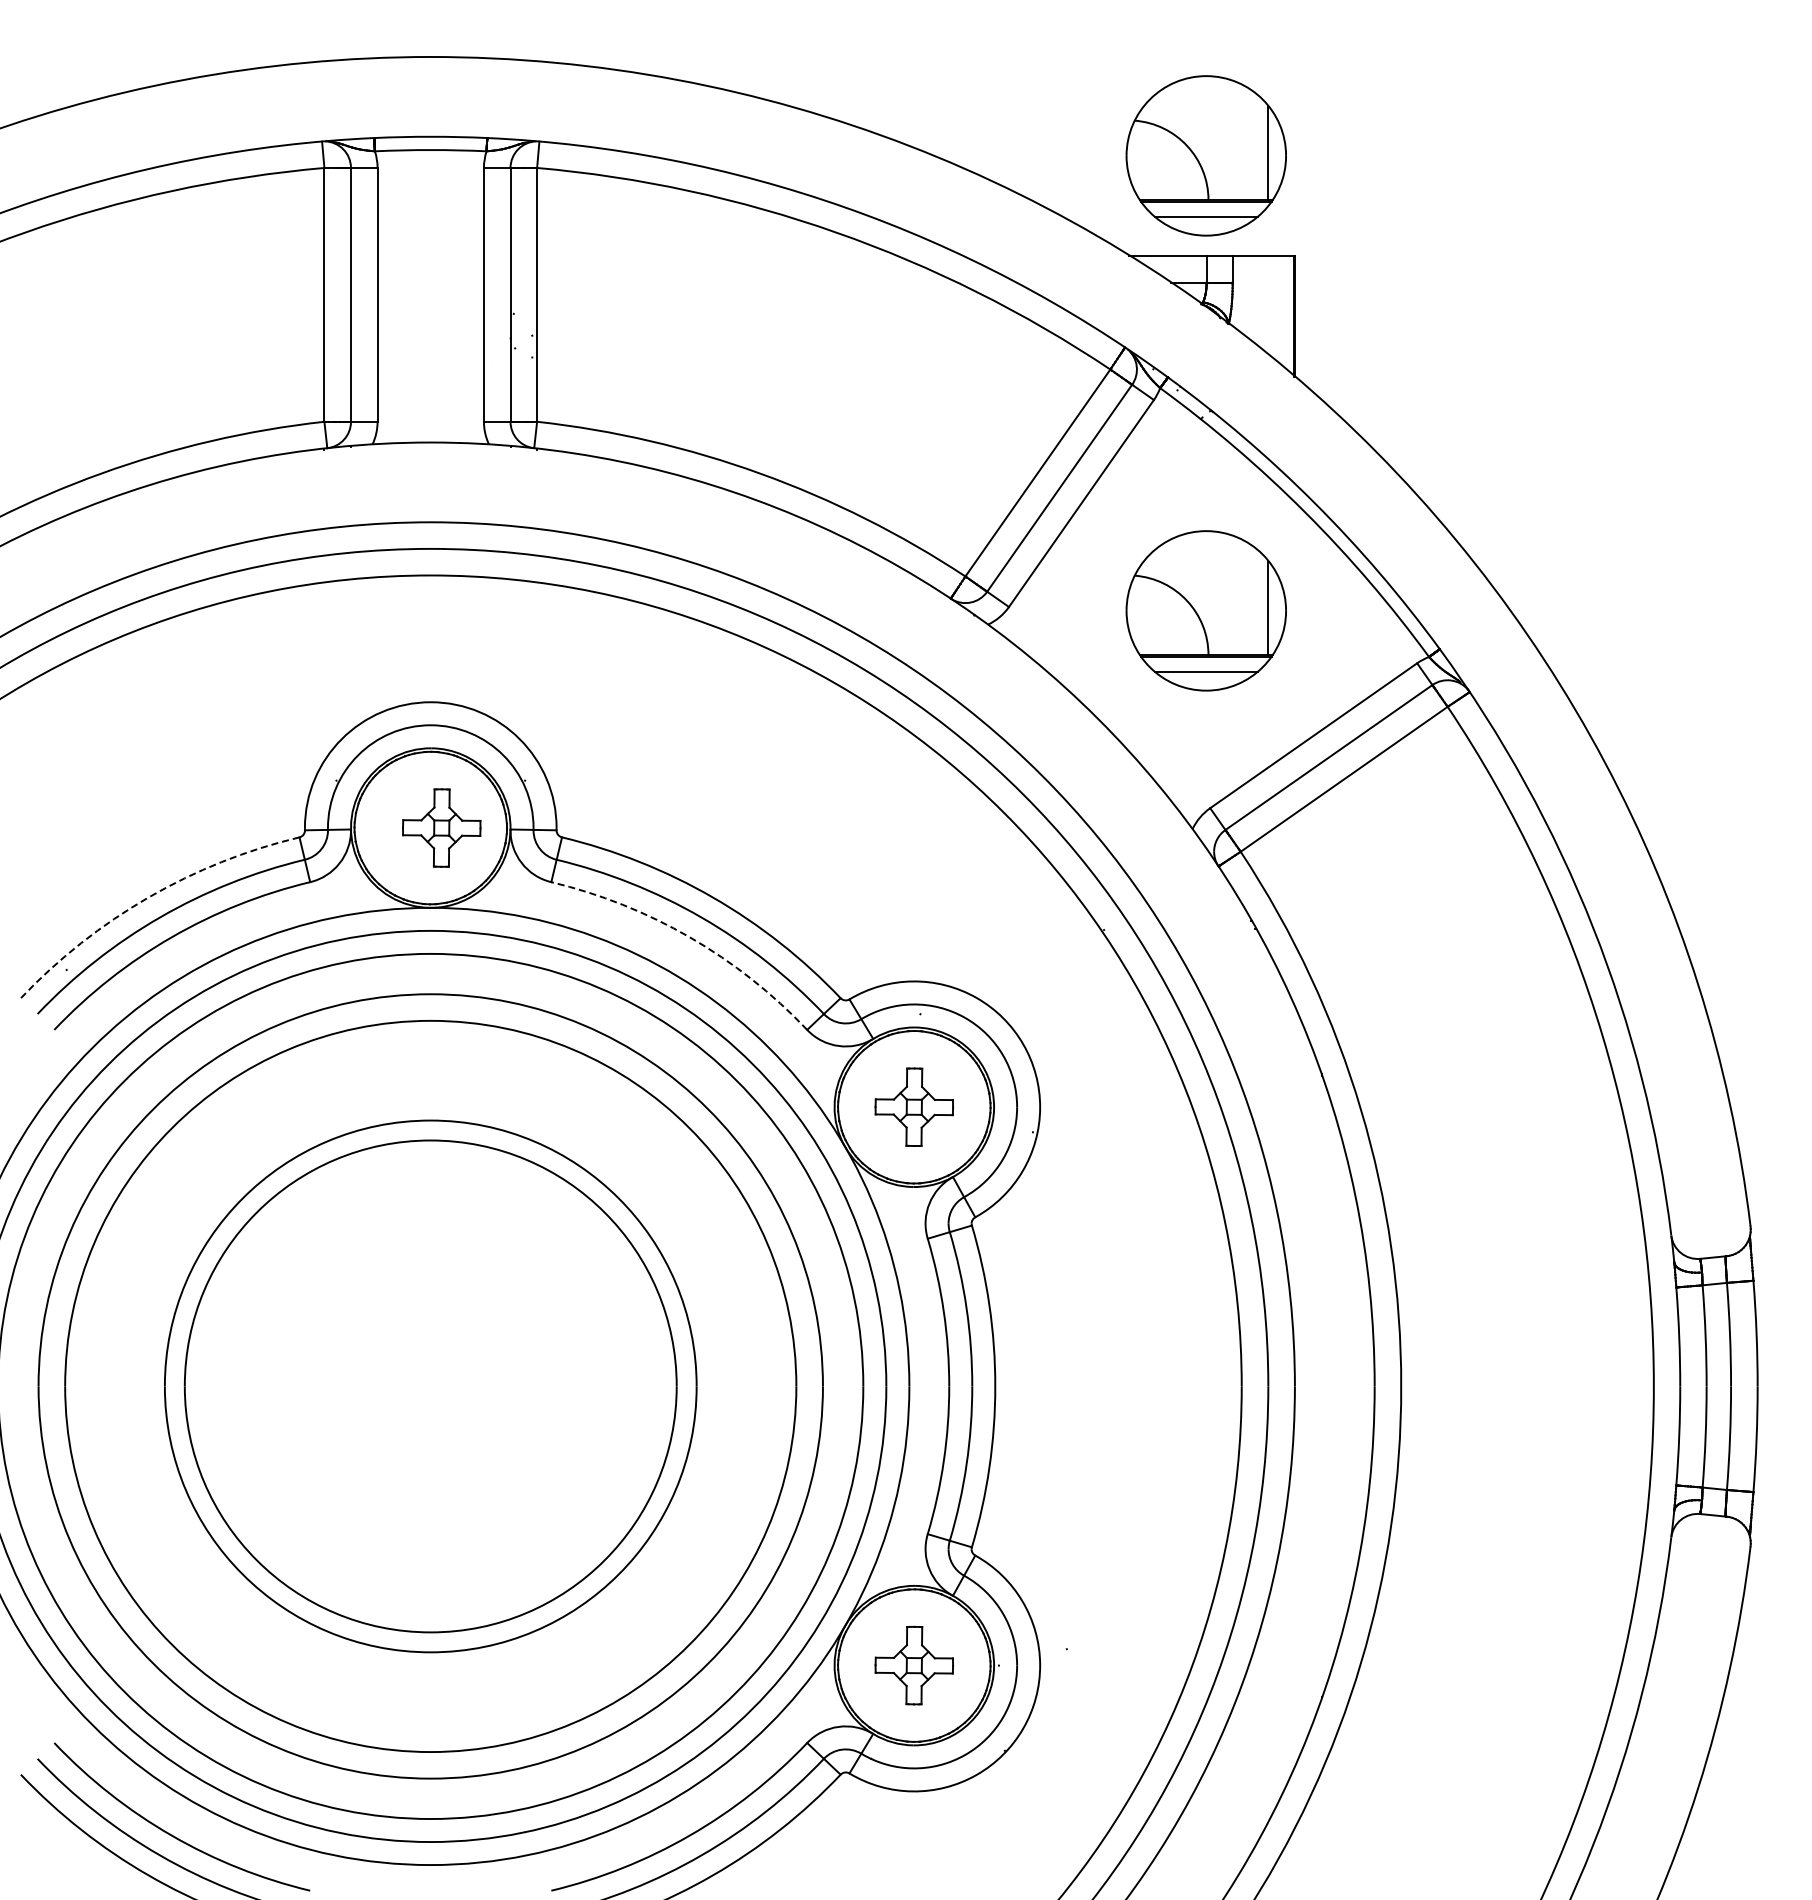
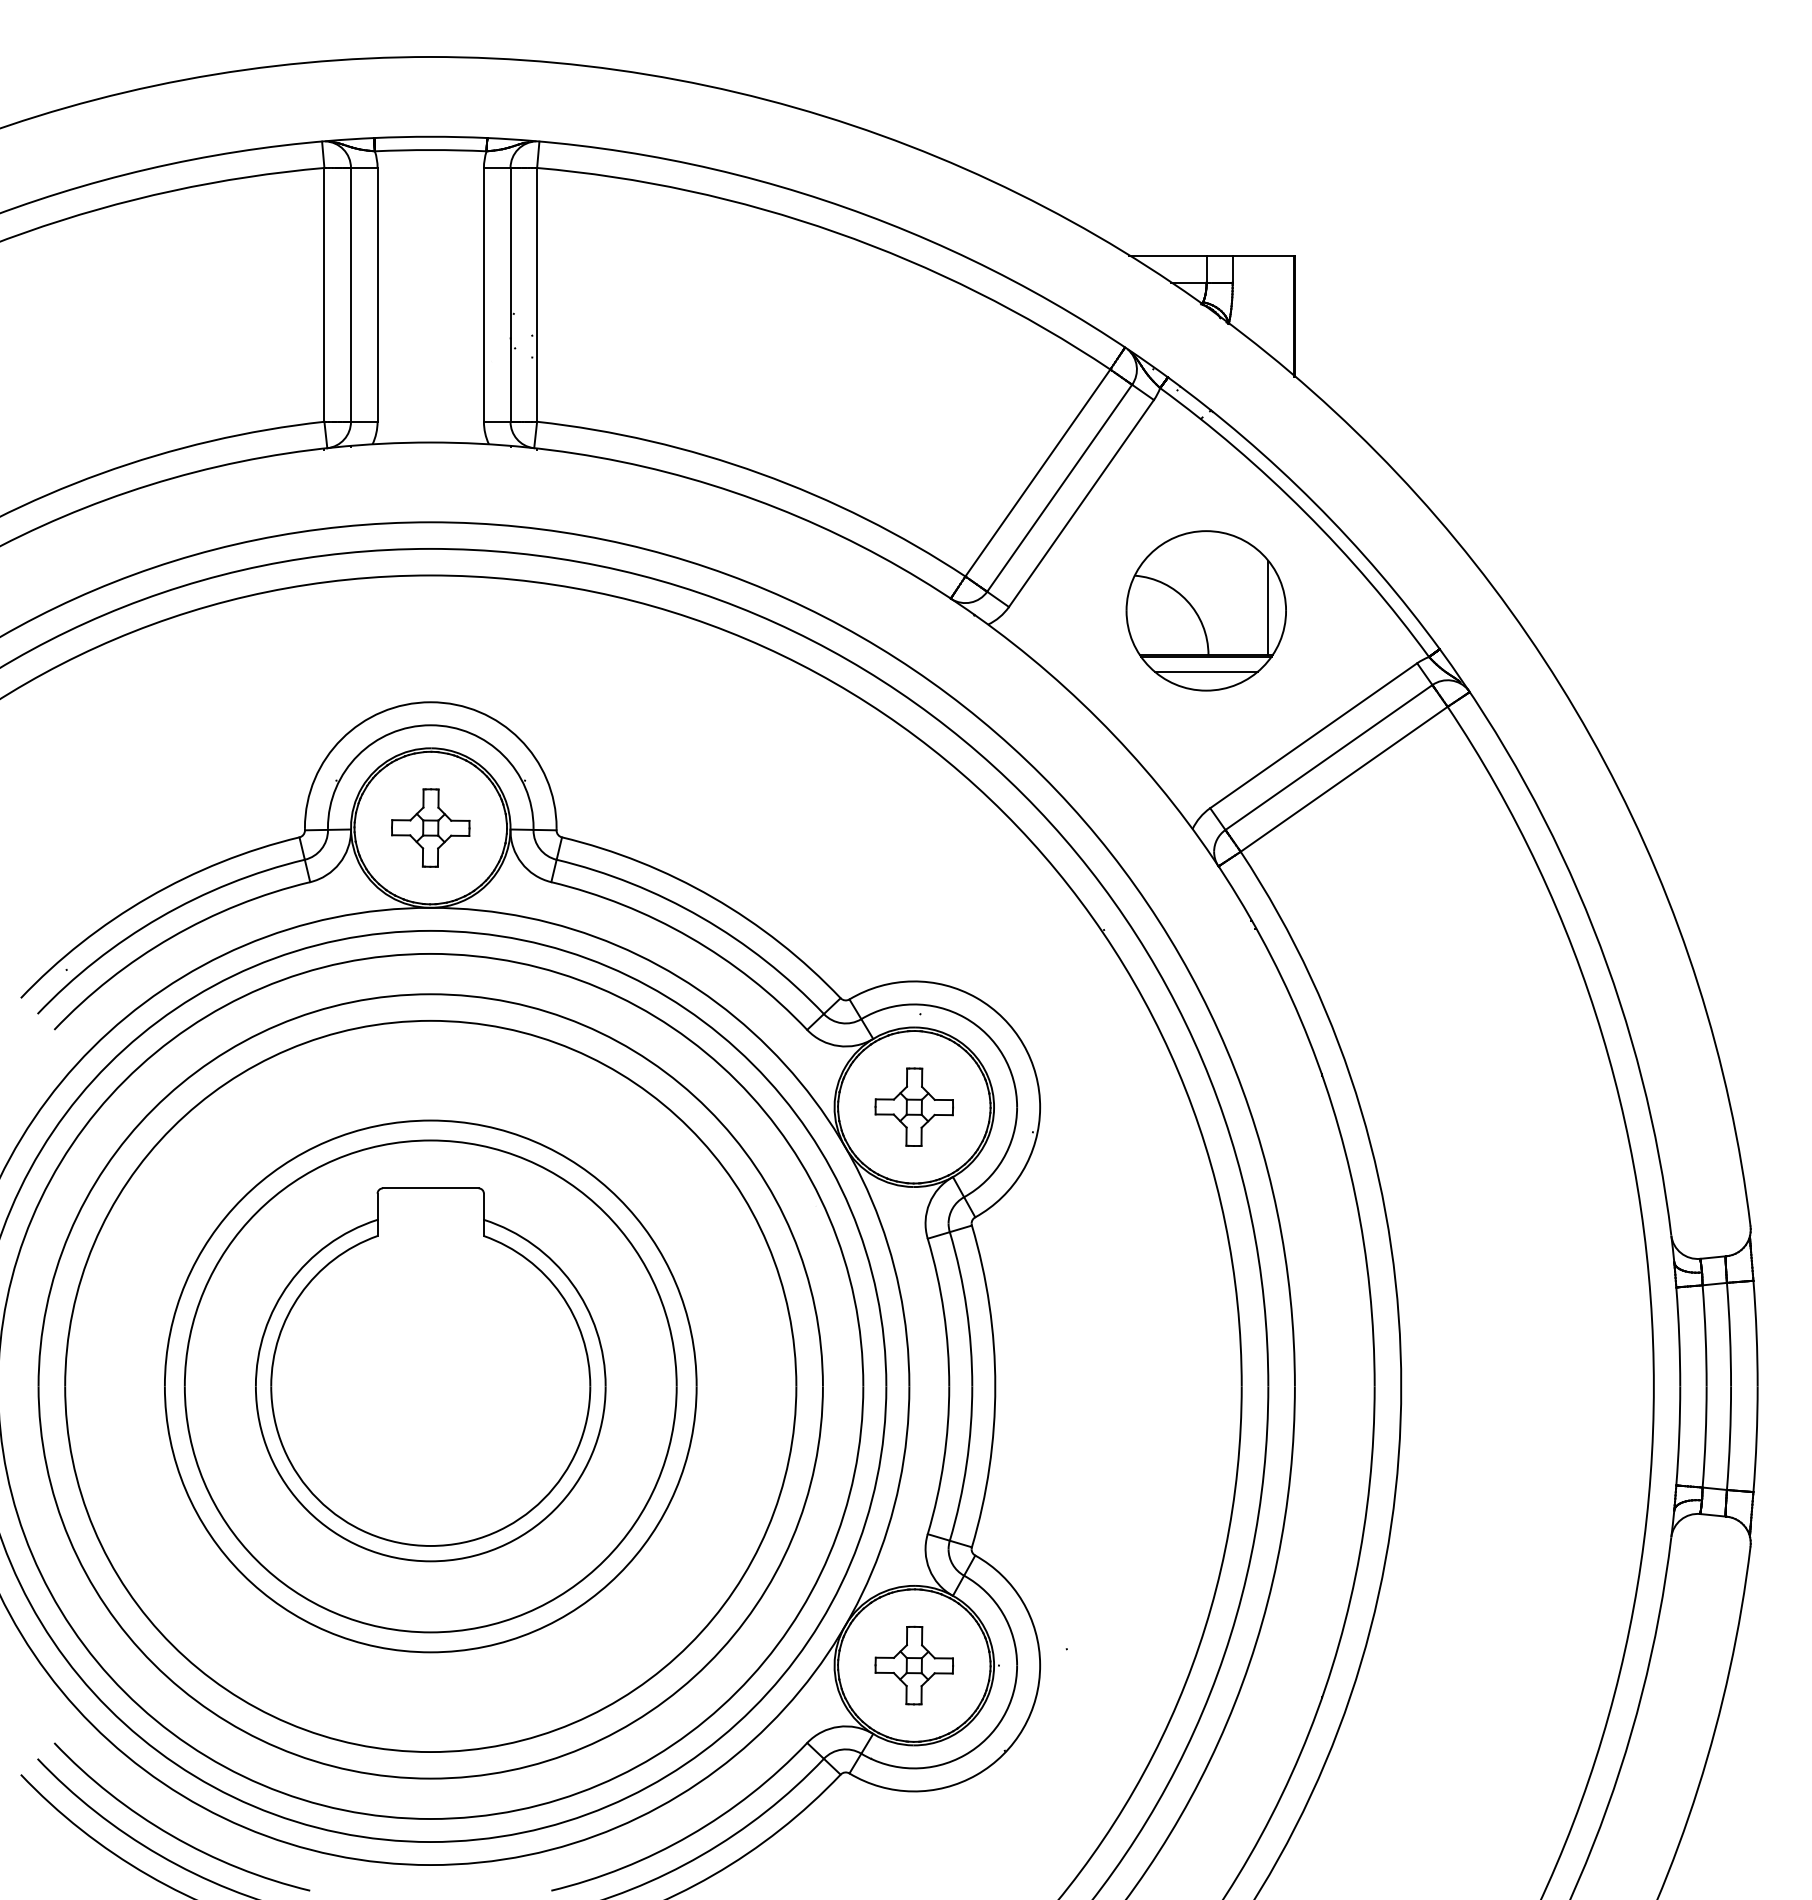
part: present -> none (1205, 155)
part position: (441, 827) -> (430, 827) (430, 827)
arc: dashed -> solid (148, 897)
arc: dashed -> solid (690, 937)
part: none -> present (430, 1374)
